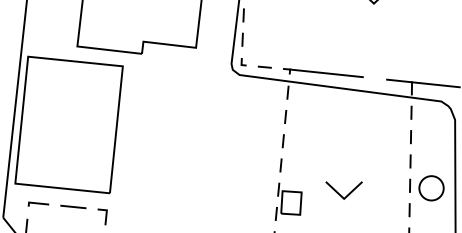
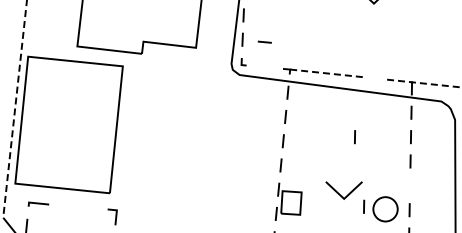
line position: (264, 66) -> (264, 41) (264, 41)
line: solid -> dashed (326, 73)
line: solid -> dashed (423, 83)
line: solid -> dashed (15, 109)
line: none -> present (354, 137)
part position: (426, 188) -> (380, 209) (380, 209)
line: present -> none (73, 206)
line position: (105, 216) -> (115, 216) (115, 216)
